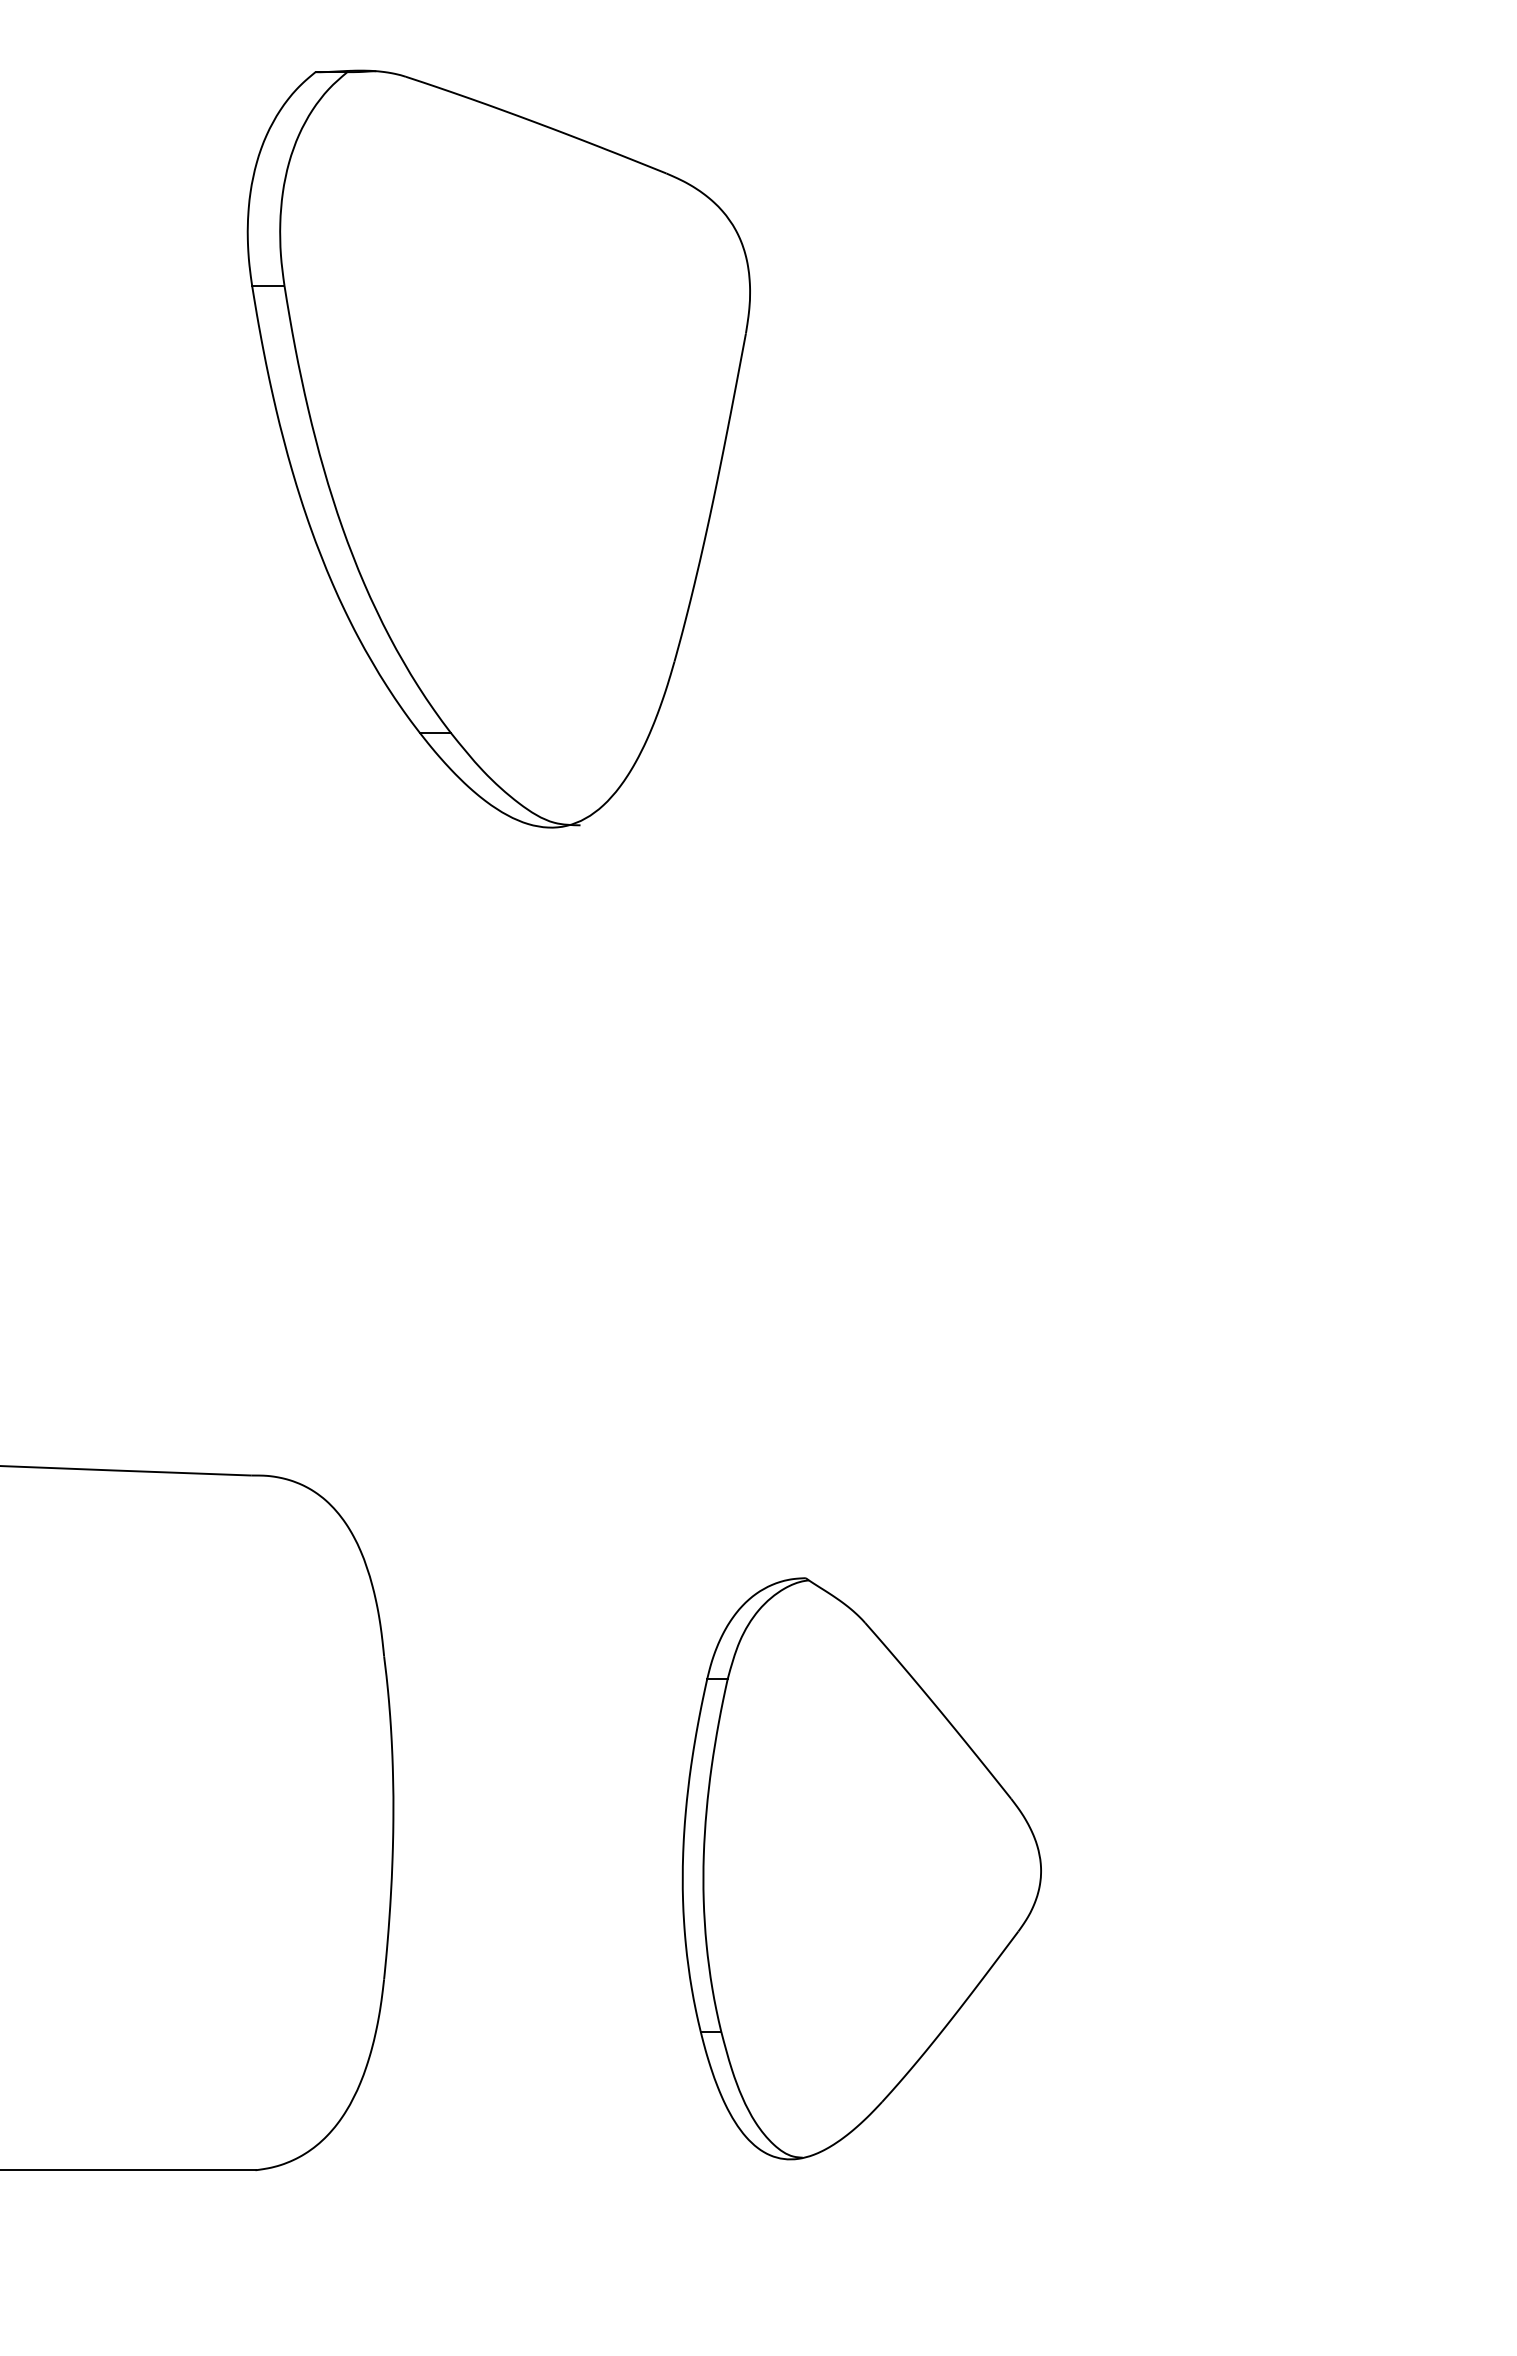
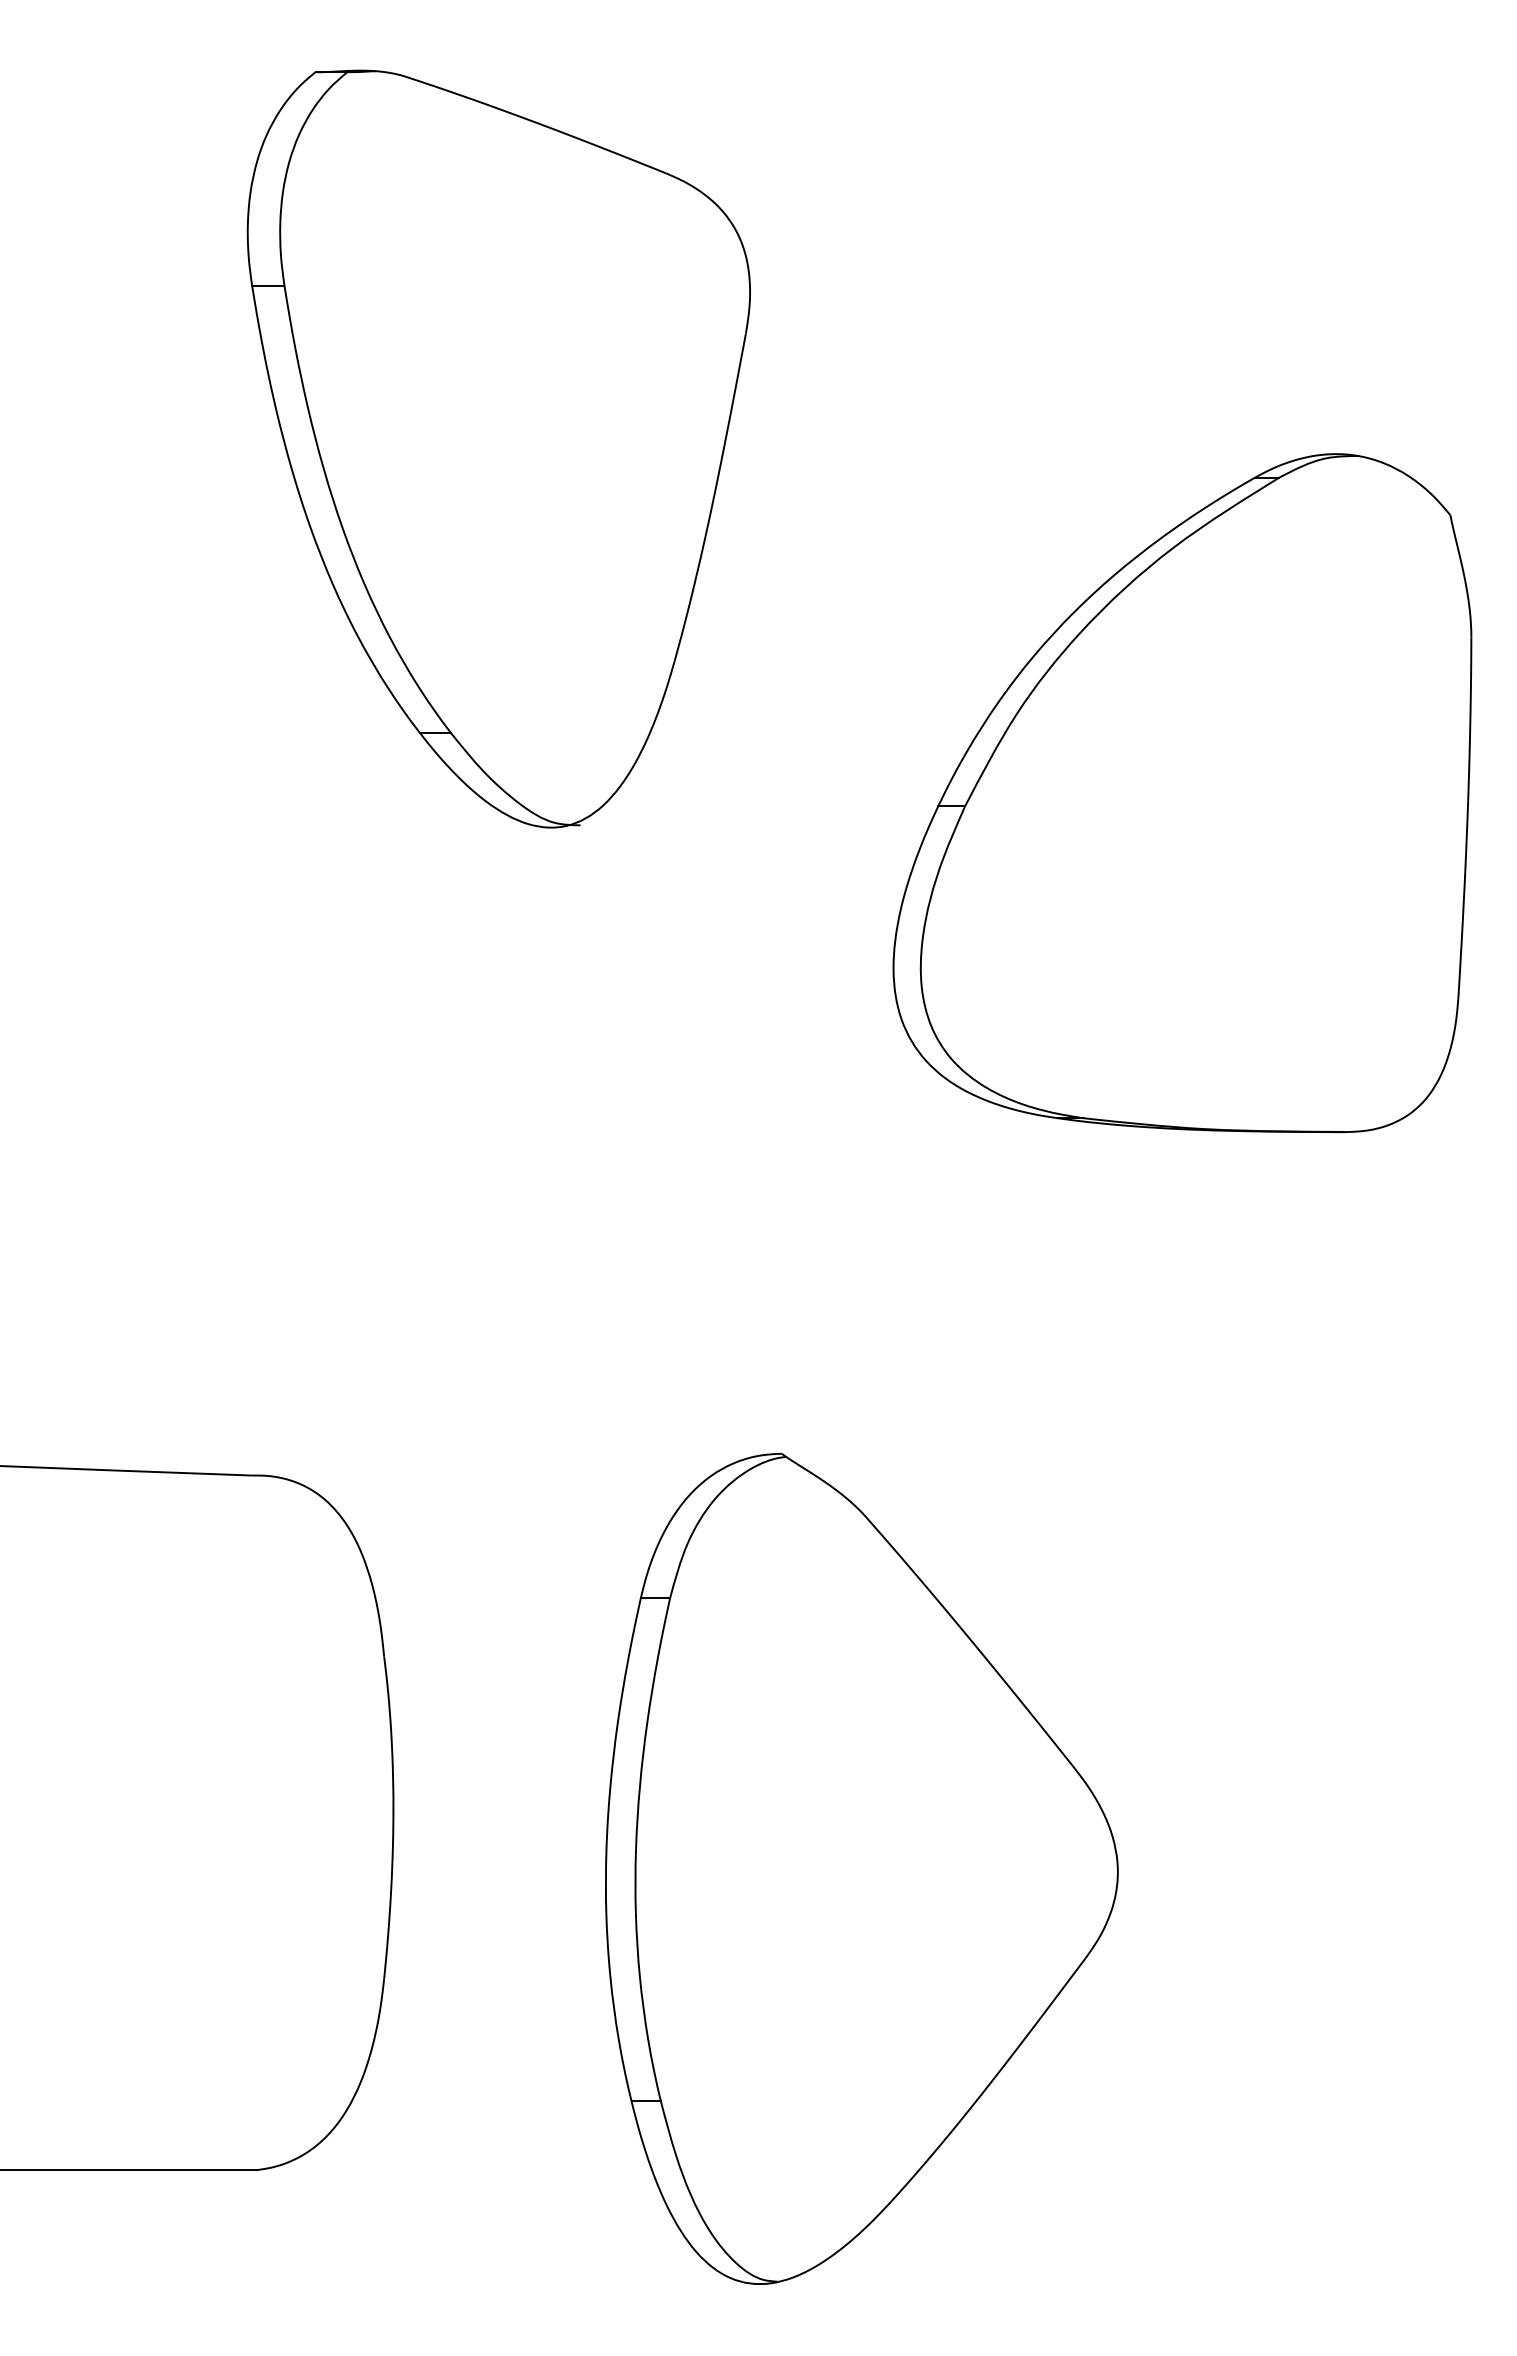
part: none -> present (1182, 793)
part size: 361x584 px -> 514x833 px (861, 1868)
